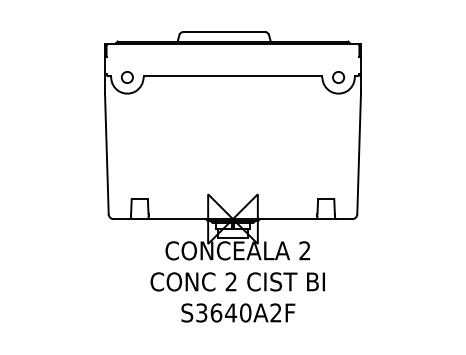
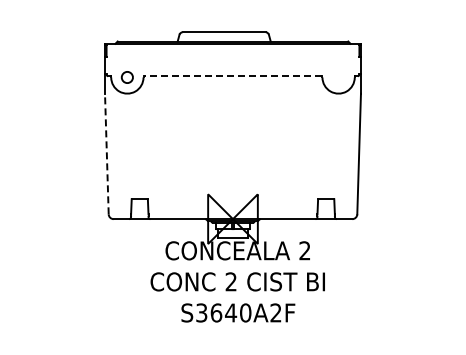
line: solid -> dashed (232, 76)
circle: present -> none (338, 77)
line: solid -> dashed (106, 153)
